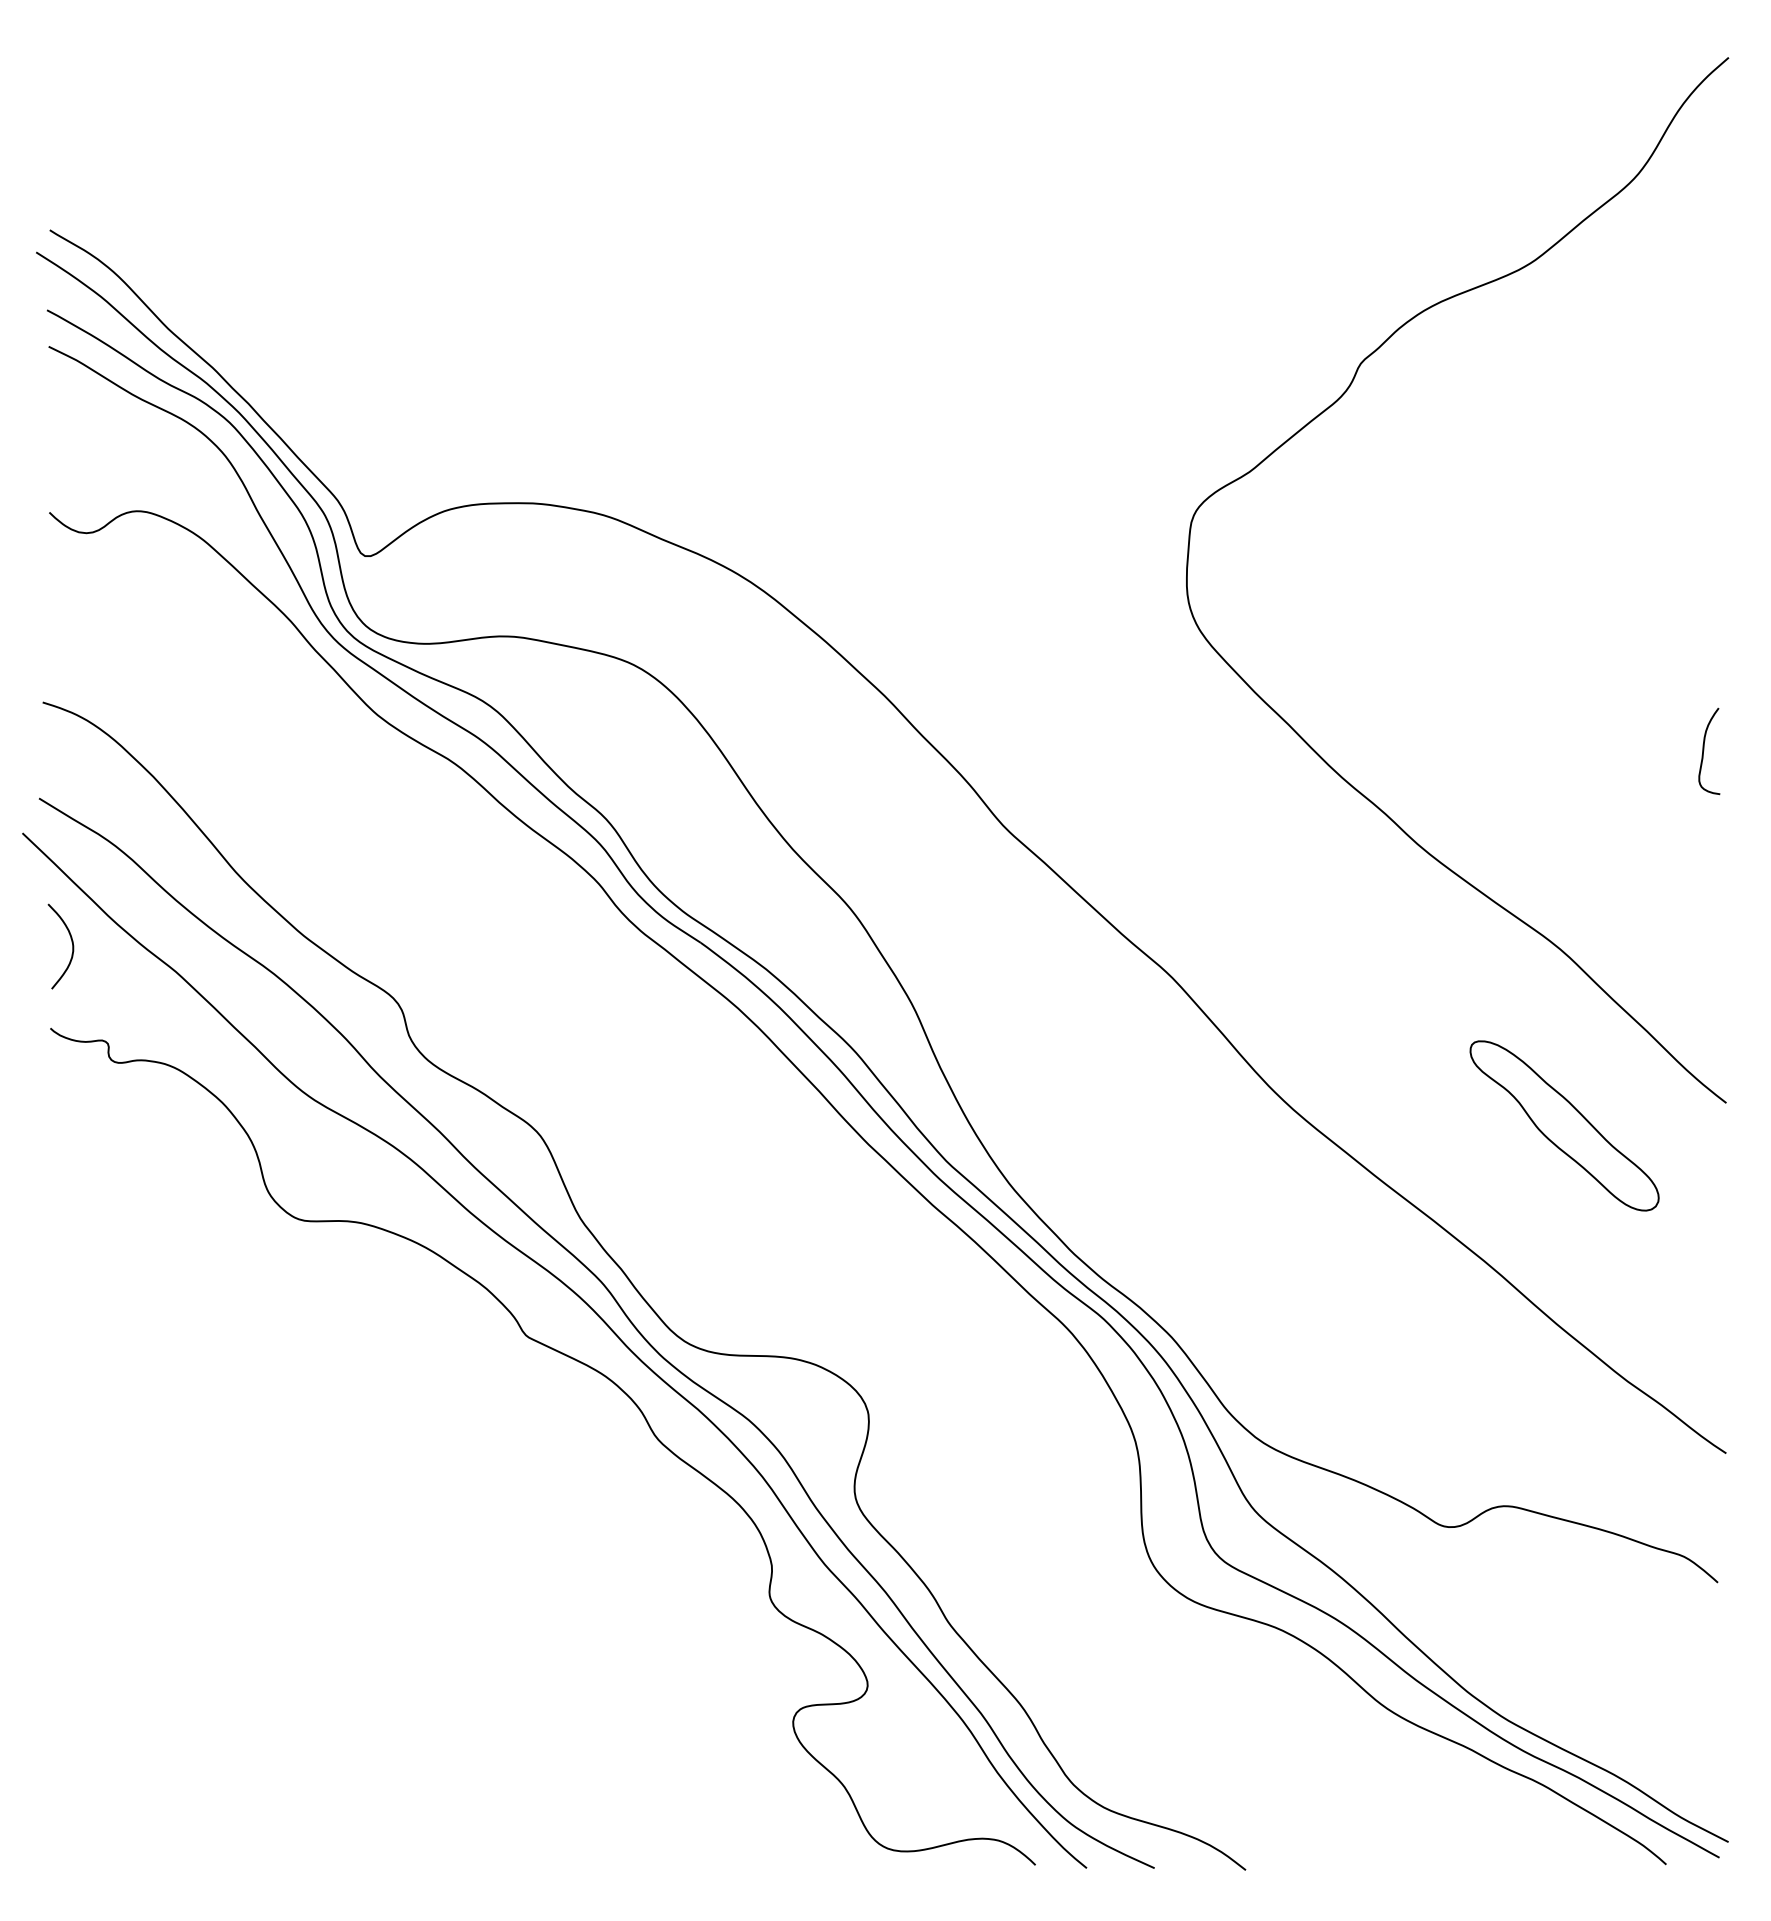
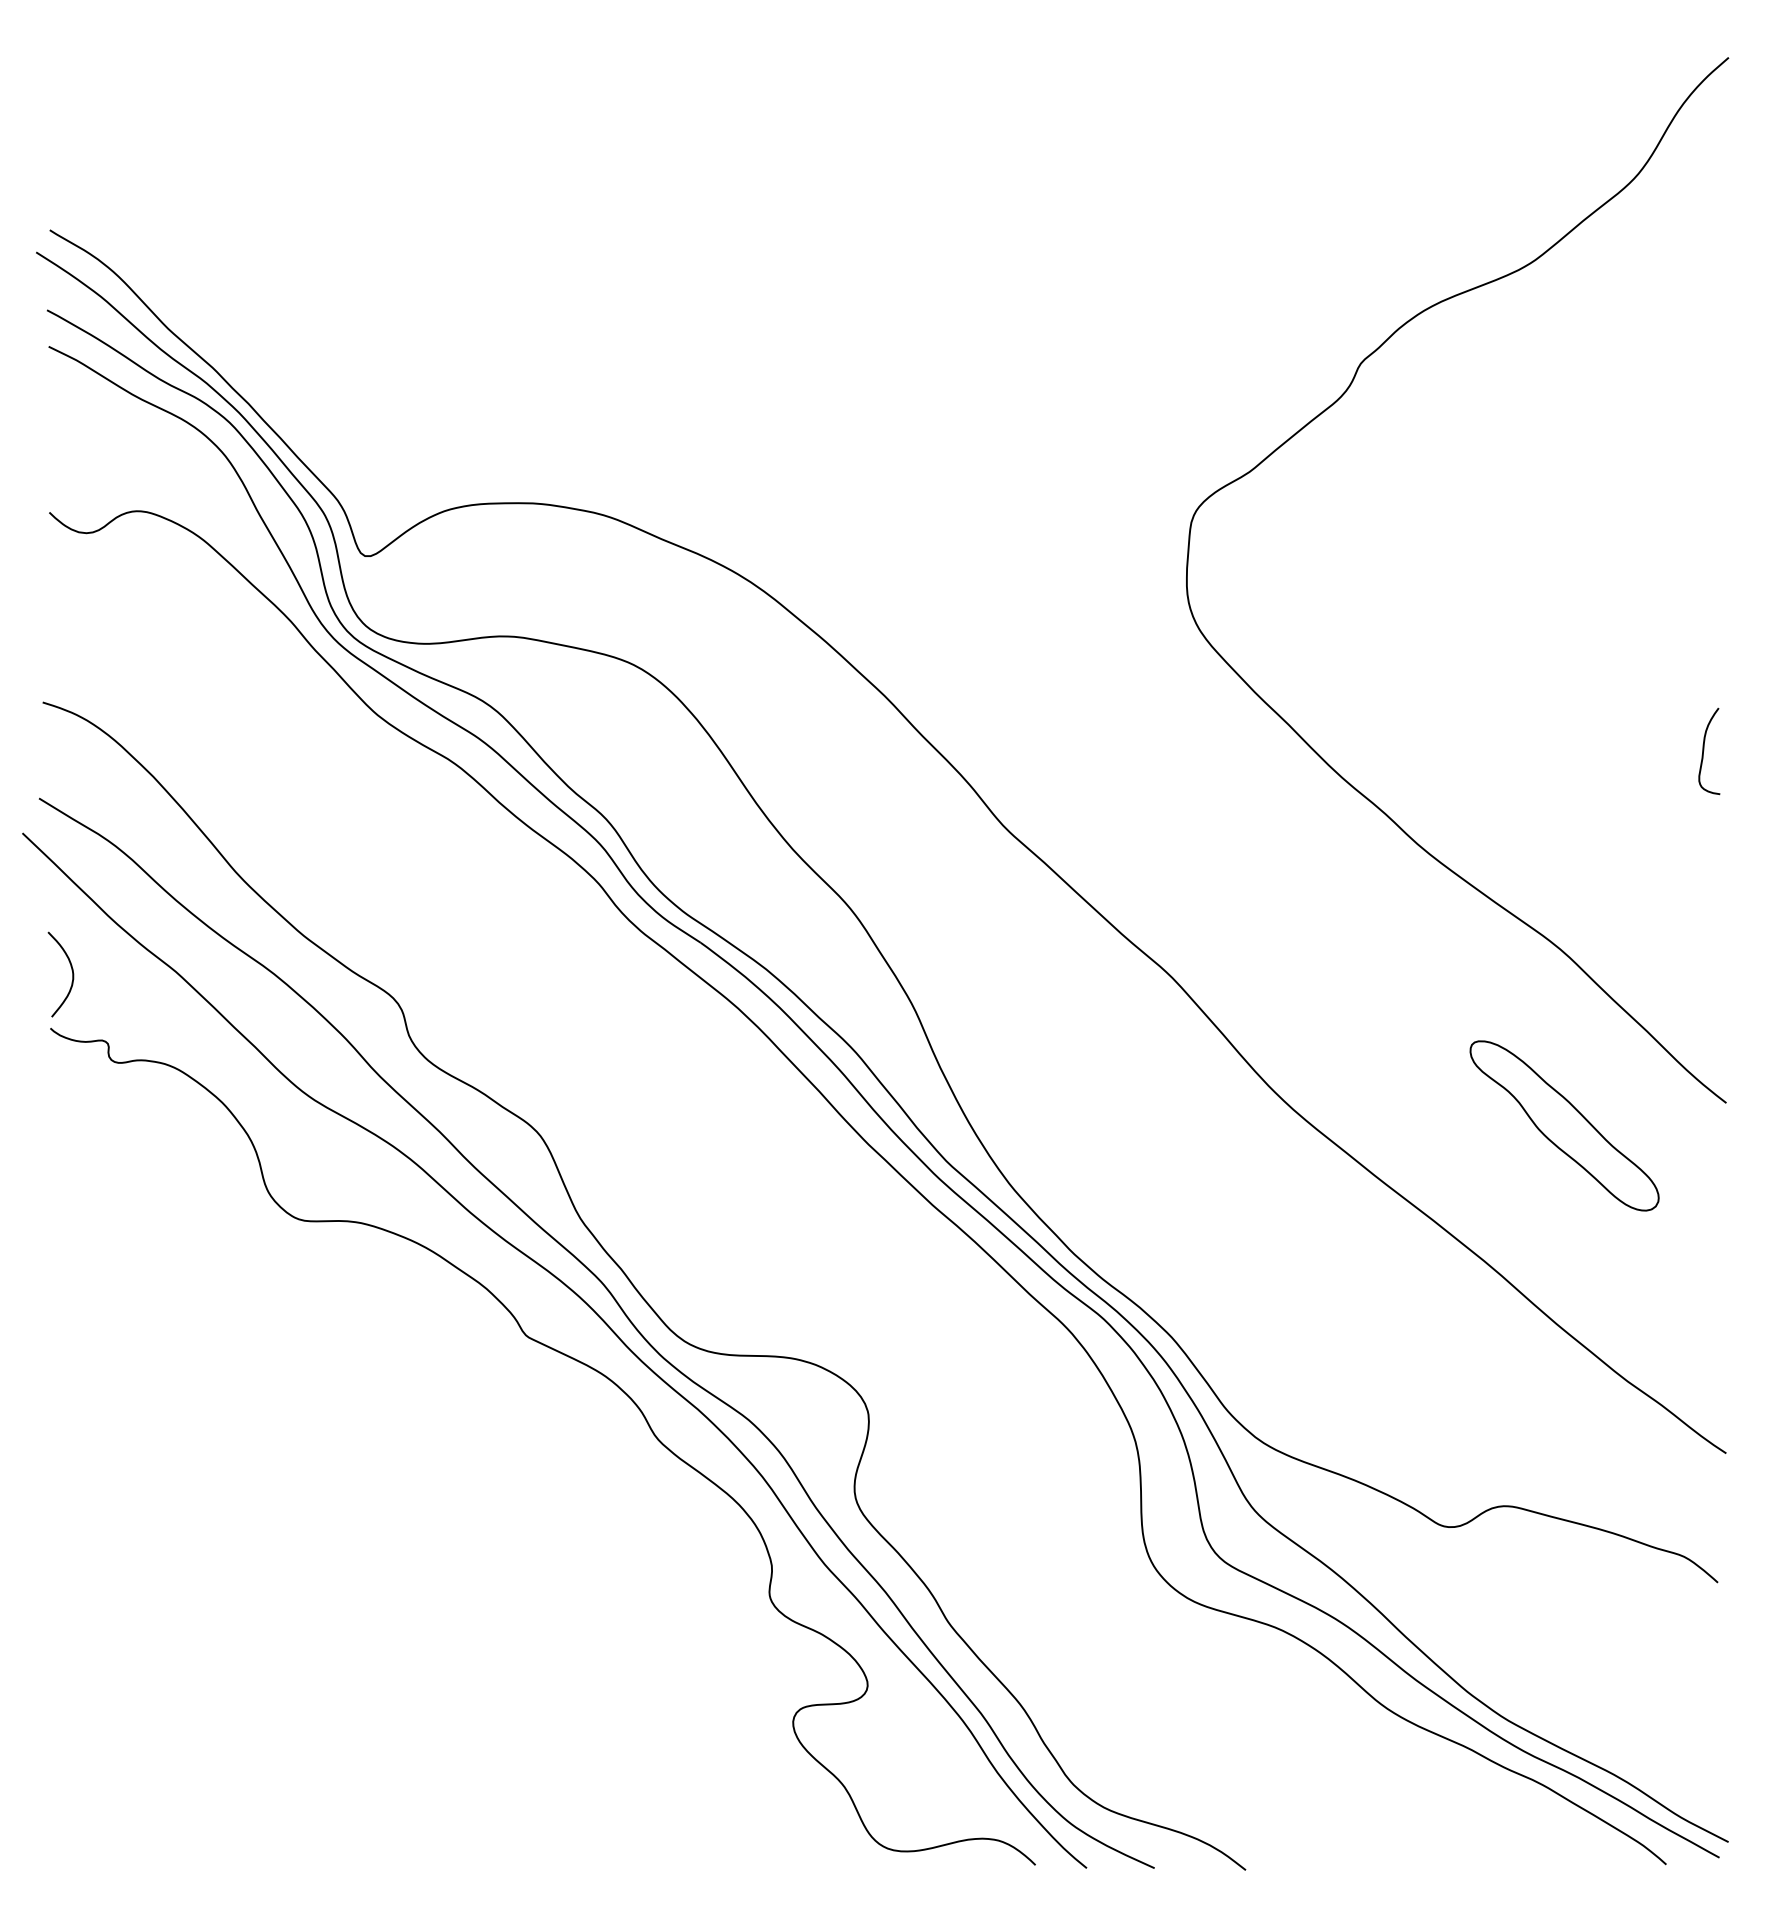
curve position: (71, 942) -> (71, 970) (71, 970)
